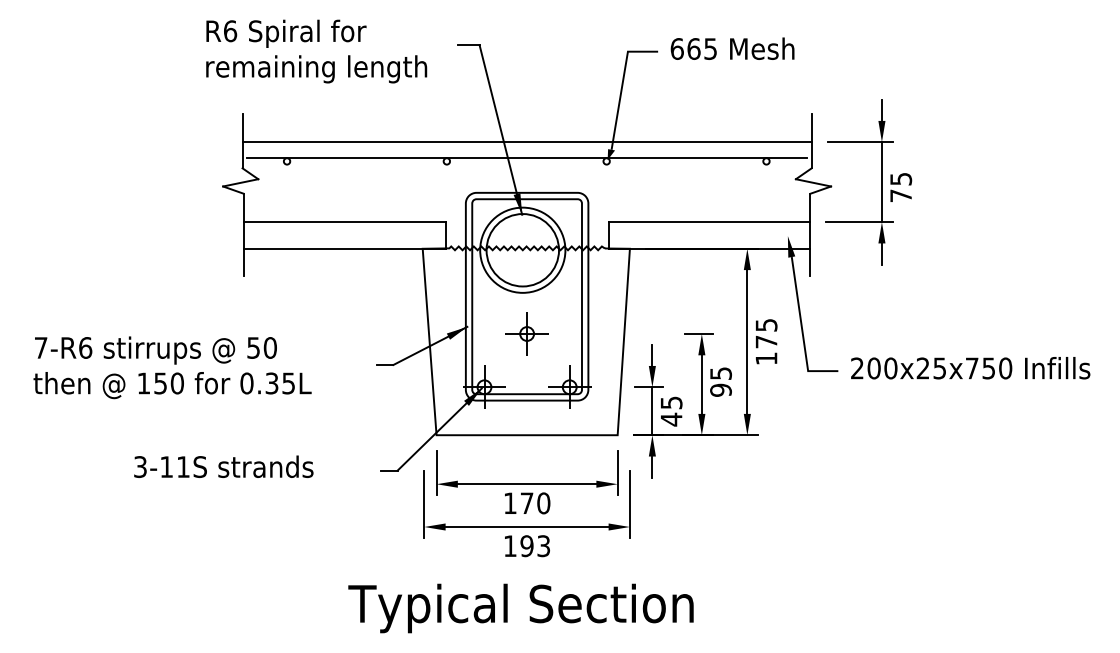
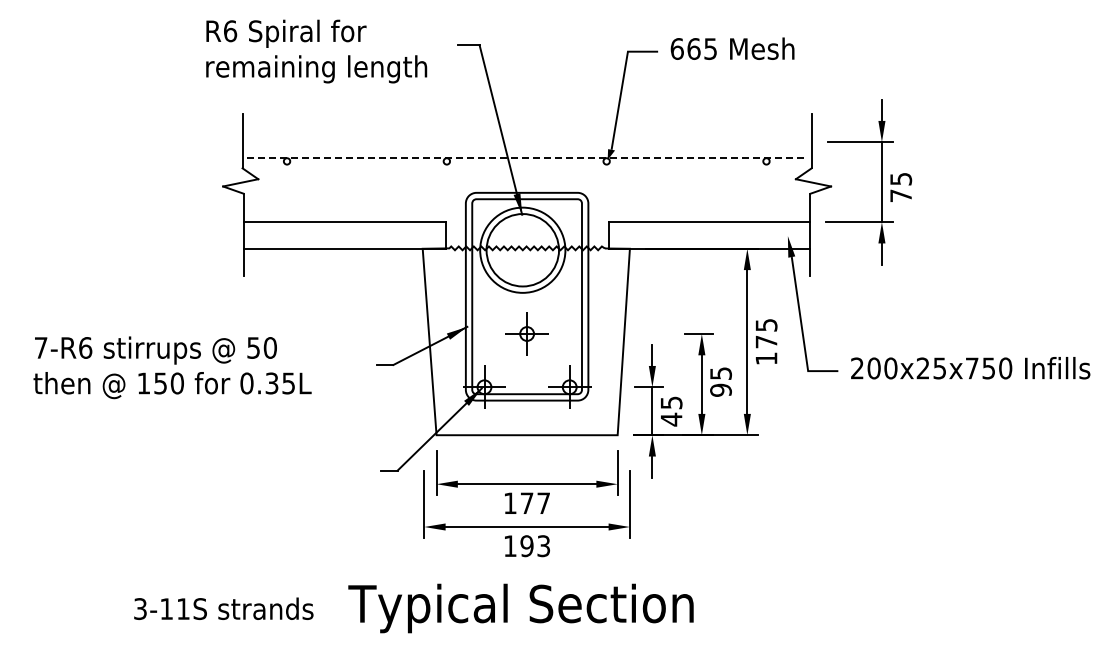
line: present -> none (526, 142)
line: solid -> dashed (527, 158)
text position: (223, 466) -> (223, 608) (223, 608)
text: 170 -> 177 (543, 503)
